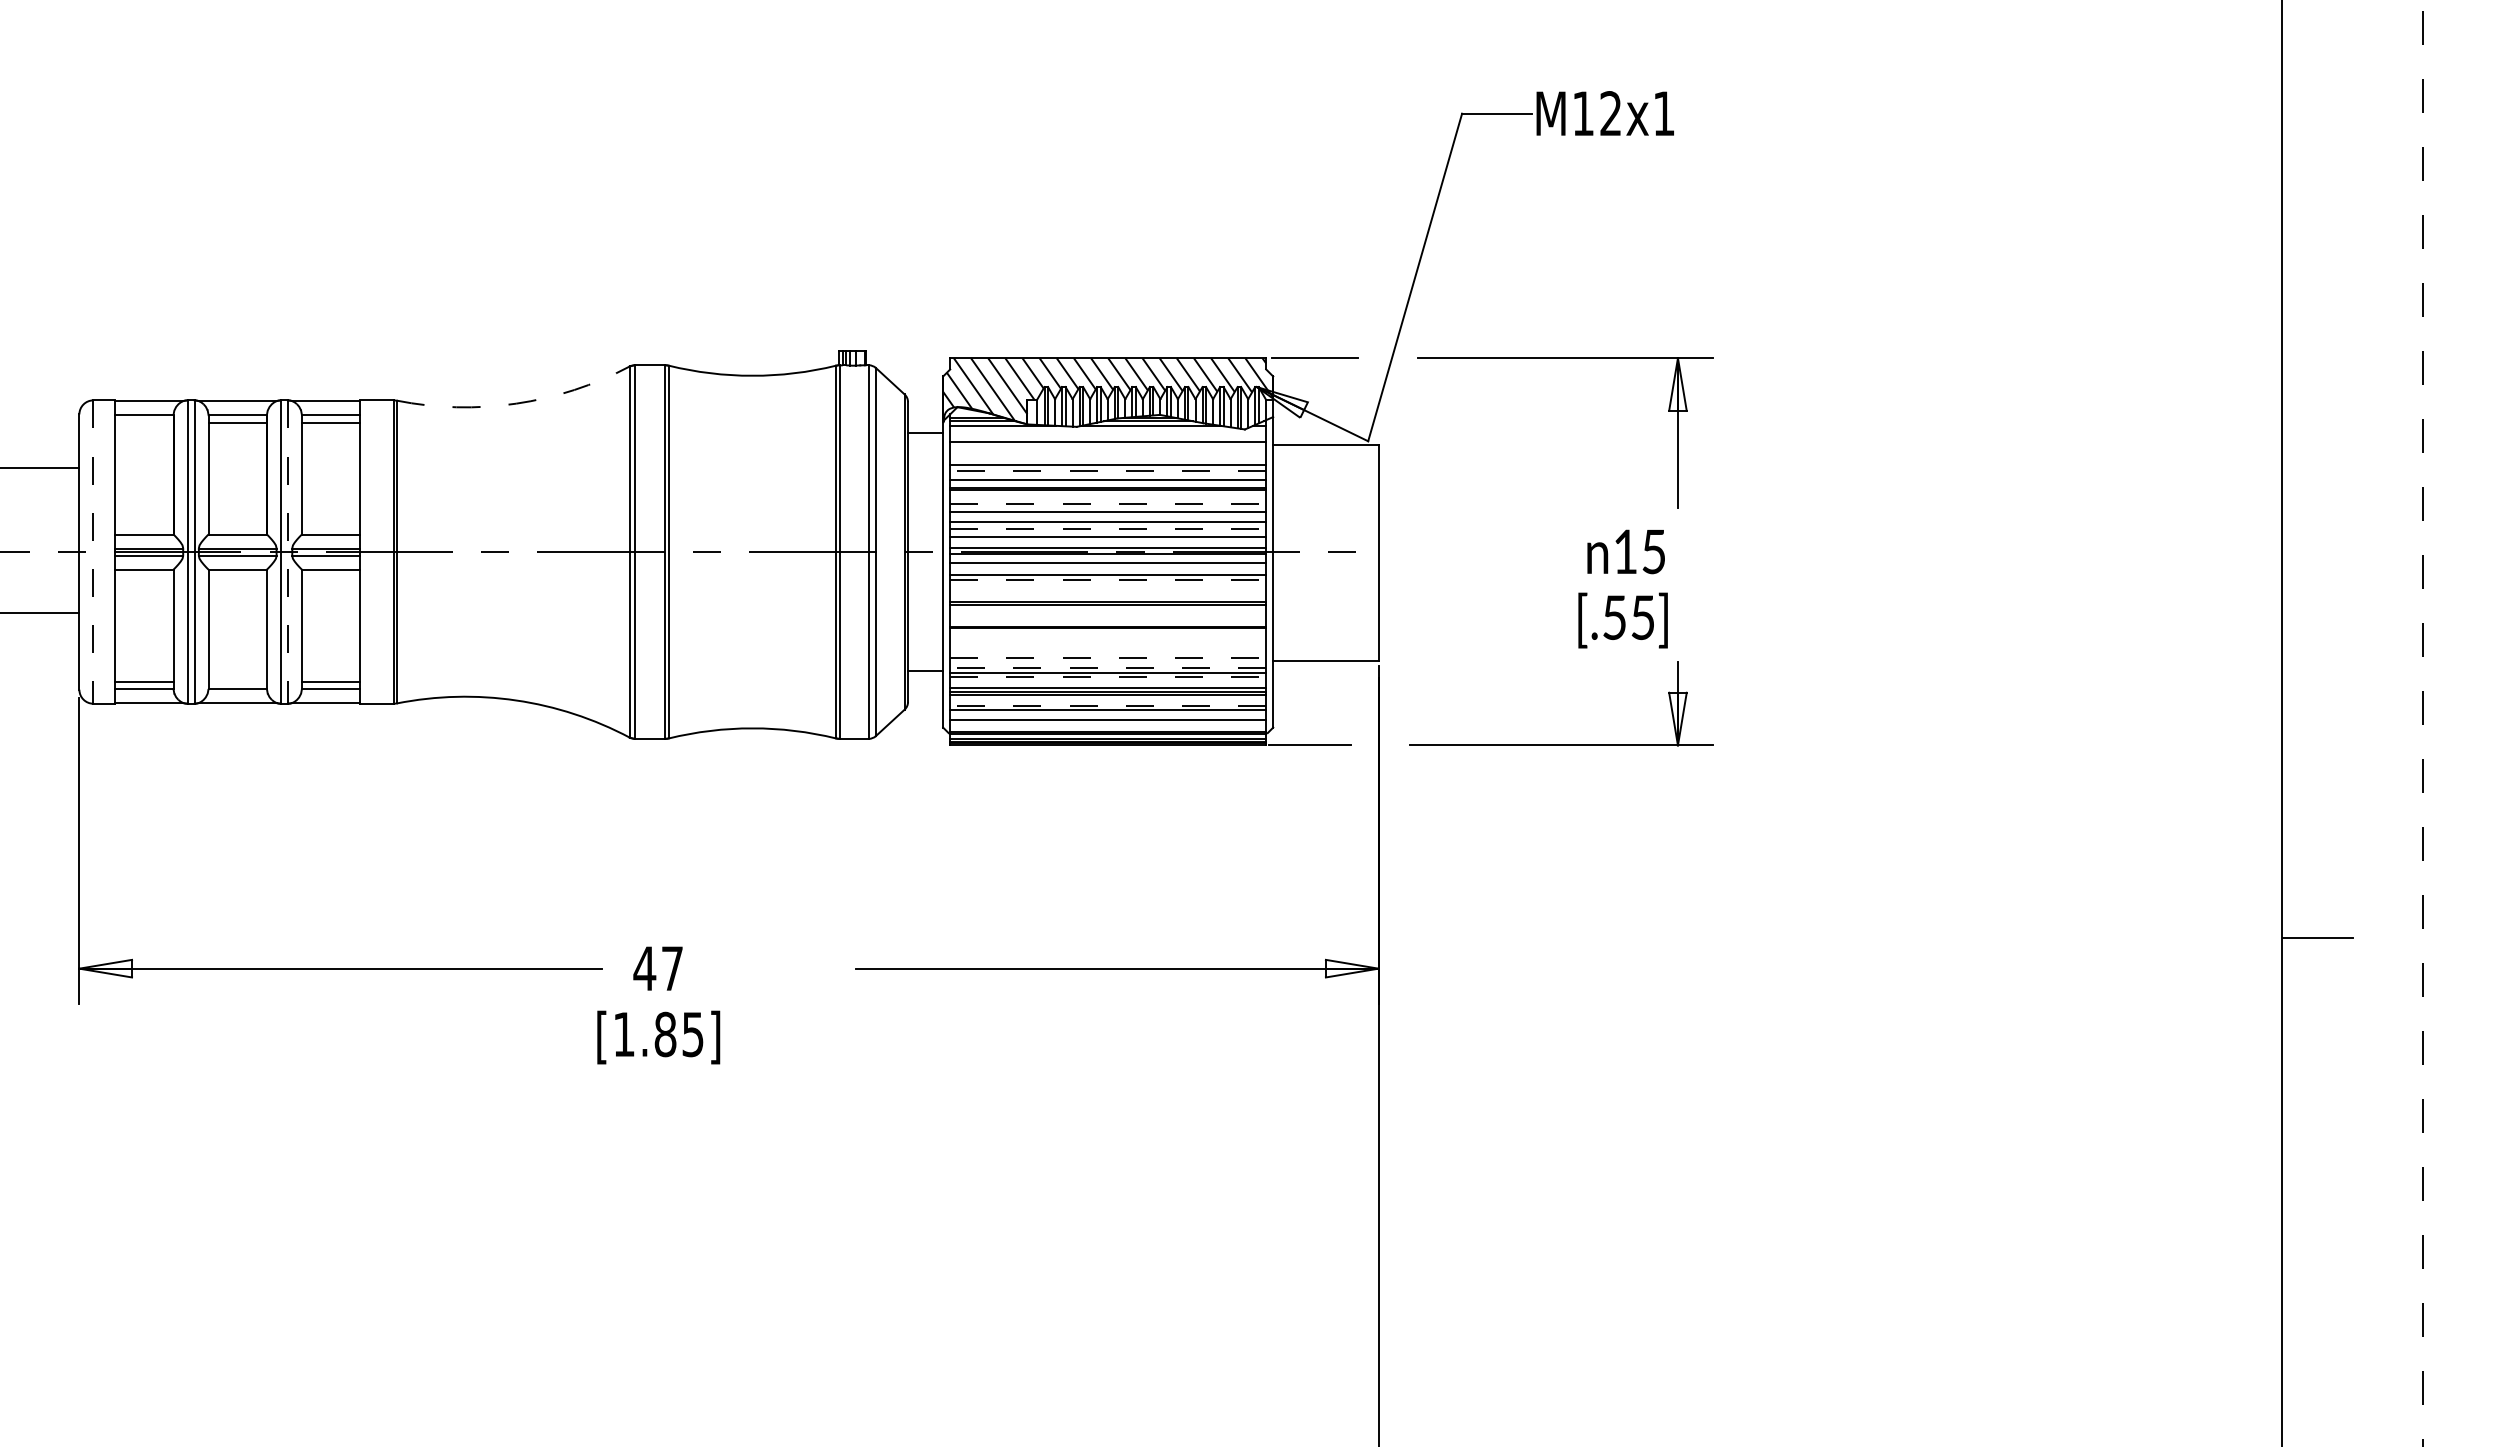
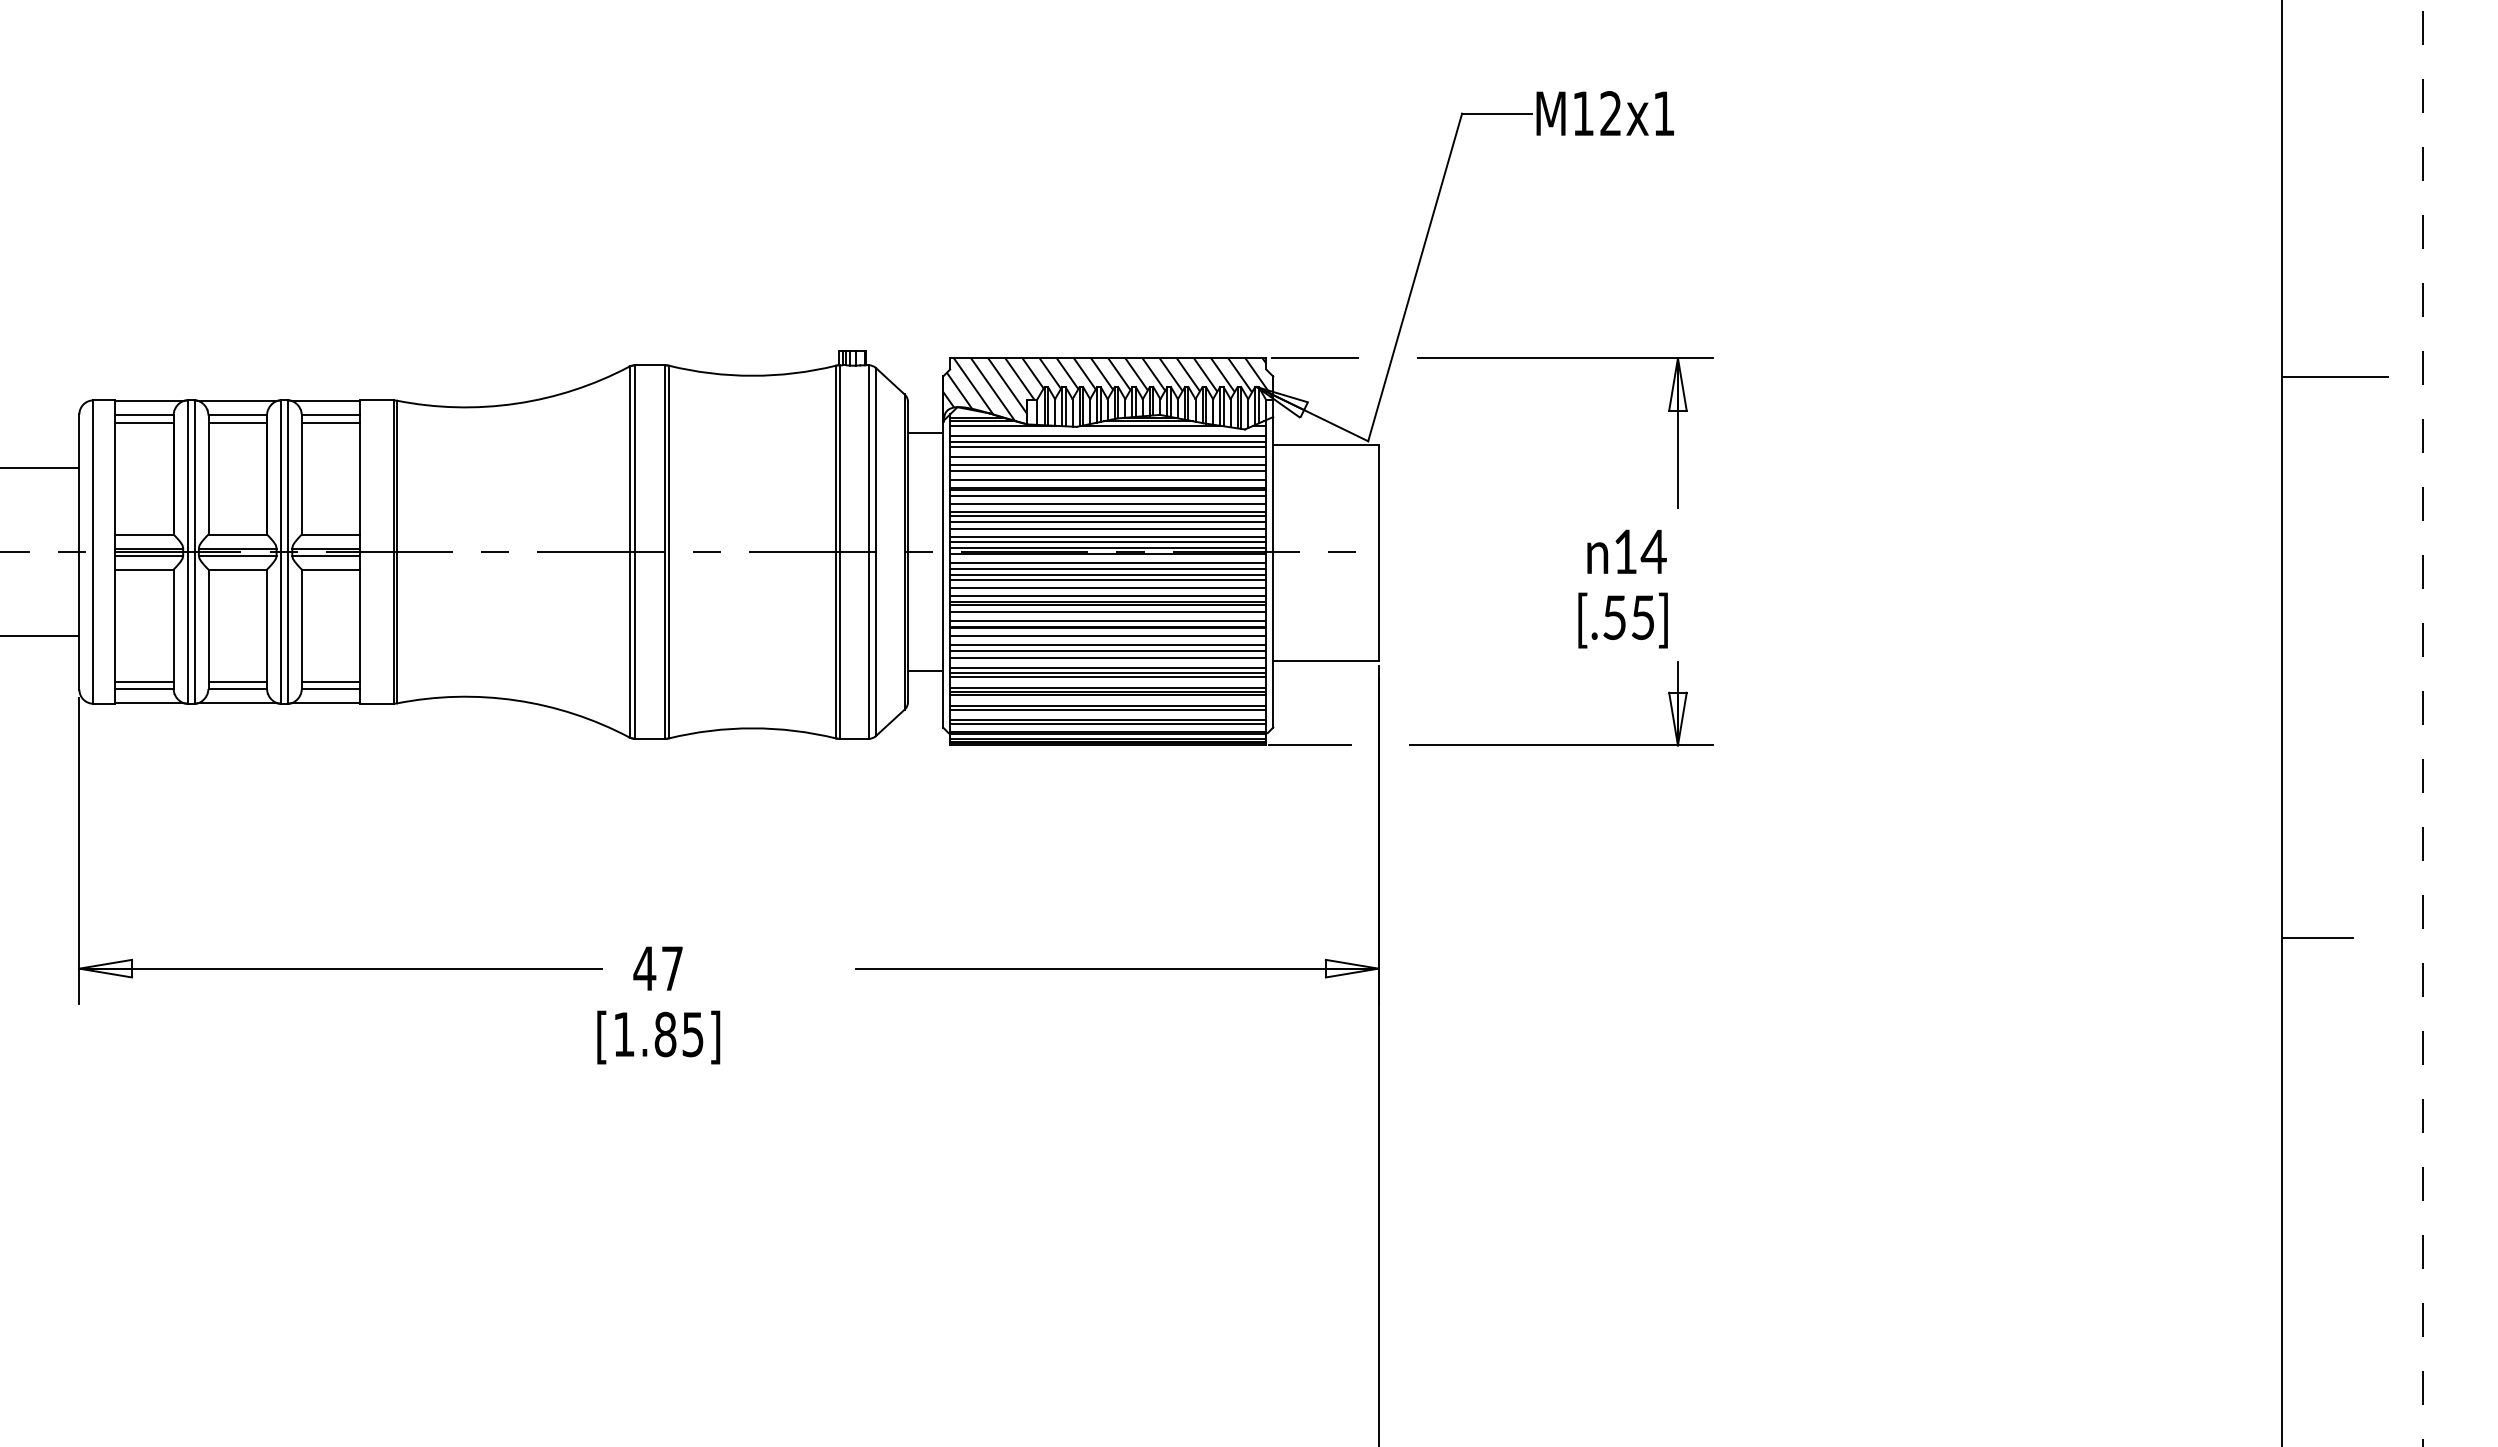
line: none -> present (2334, 376)
arc: dashed -> solid (516, 403)
line: none -> present (143, 422)
line: none -> present (1108, 436)
line: none -> present (1108, 447)
line: none -> present (1108, 457)
line: dashed -> solid (1107, 470)
line: none -> present (1108, 495)
line: dashed -> solid (1108, 503)
line: none -> present (1108, 515)
line: dashed -> solid (1108, 528)
line: none -> present (1108, 542)
text: 15 -> 14 (1653, 551)
line: dashed -> solid (93, 552)
line: dashed -> solid (287, 552)
line: none -> present (1108, 569)
line: dashed -> solid (1108, 579)
line: none -> present (1108, 587)
line: none -> present (1108, 595)
line: none -> present (1108, 612)
line position: (40, 613) -> (40, 636) (40, 636)
line: none -> present (1108, 621)
line: none -> present (1108, 635)
line: none -> present (1108, 645)
line: none -> present (1108, 650)
line: dashed -> solid (1108, 657)
line: dashed -> solid (1107, 667)
line: dashed -> solid (1108, 677)
line: none -> present (237, 681)
line: dashed -> solid (1107, 705)
line: none -> present (1108, 723)
